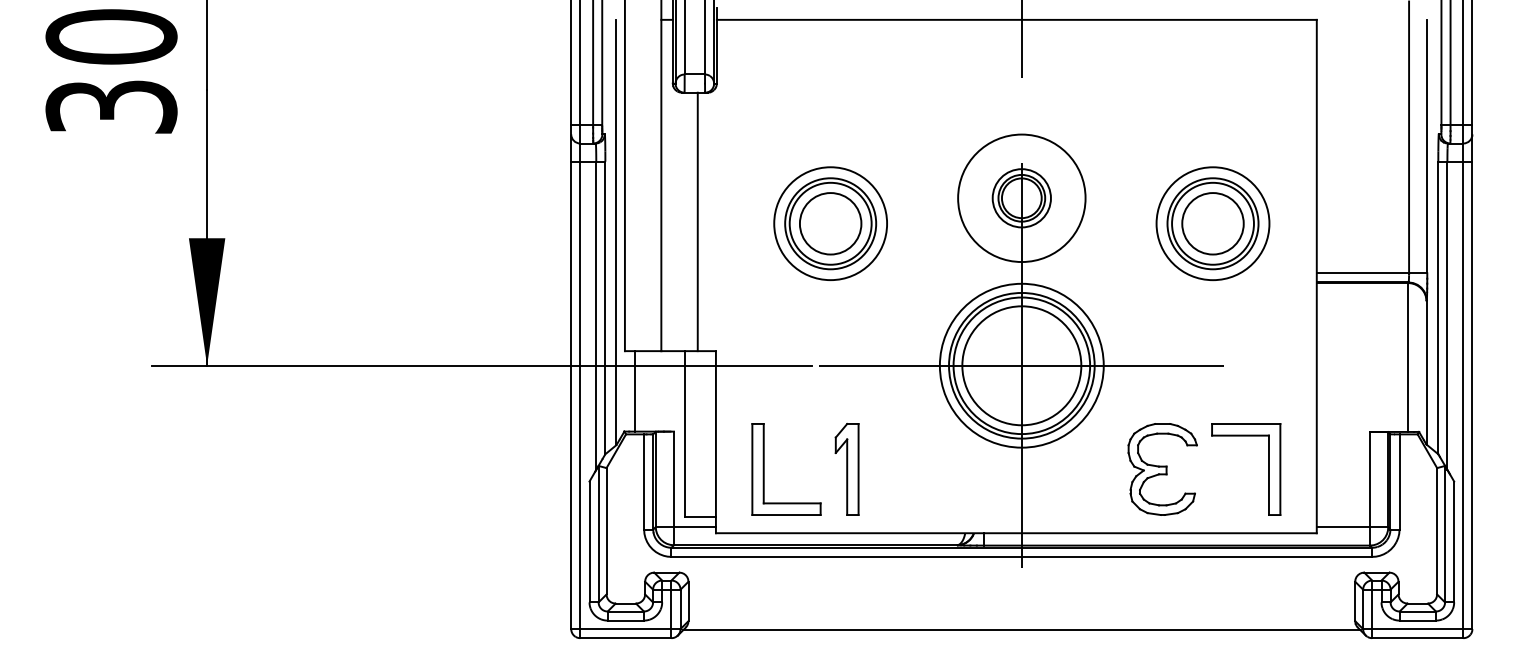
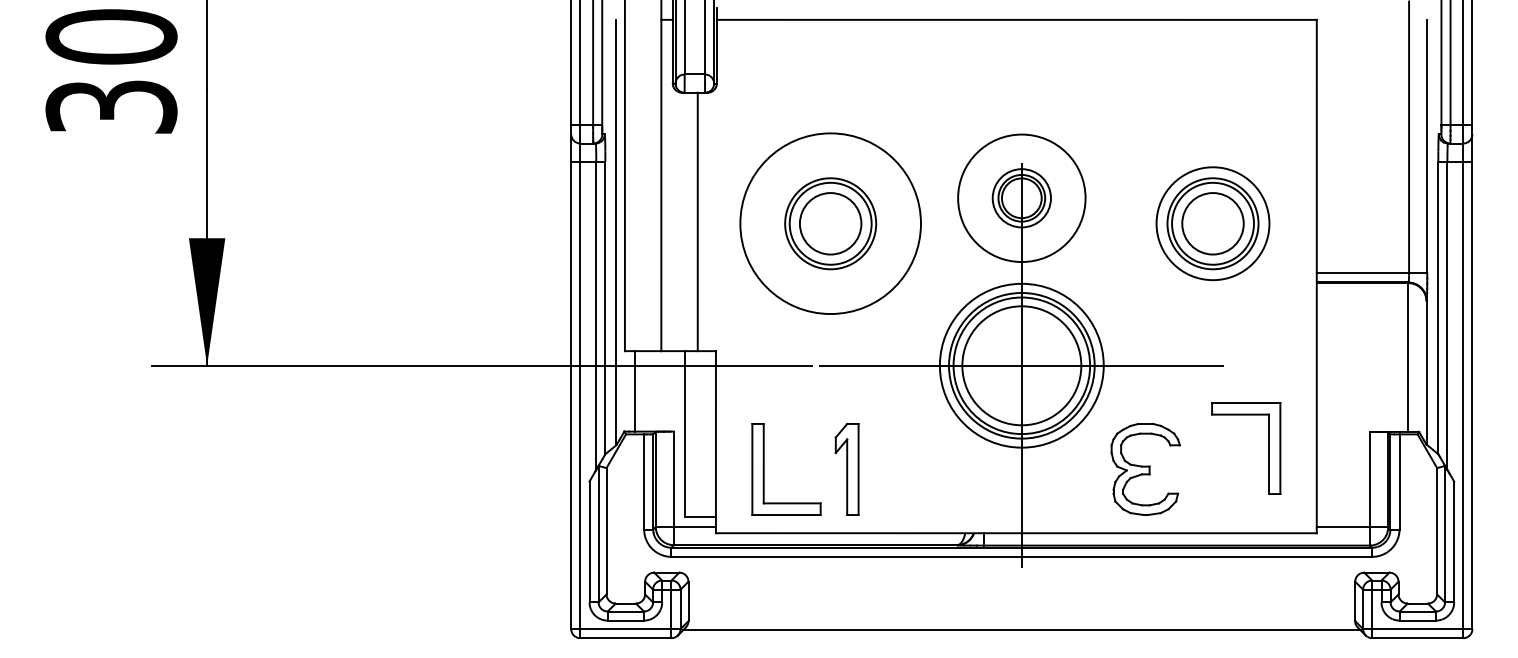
line: present -> none (1021, 40)
circle diameter: 113 px -> 181 px (830, 223)
part position: (1162, 469) -> (1145, 469) (1145, 469)
part position: (1268, 469) -> (1268, 448) (1268, 448)
